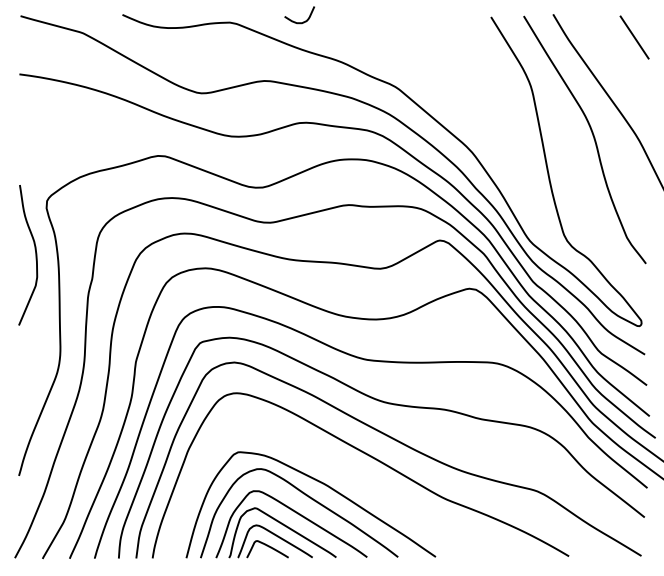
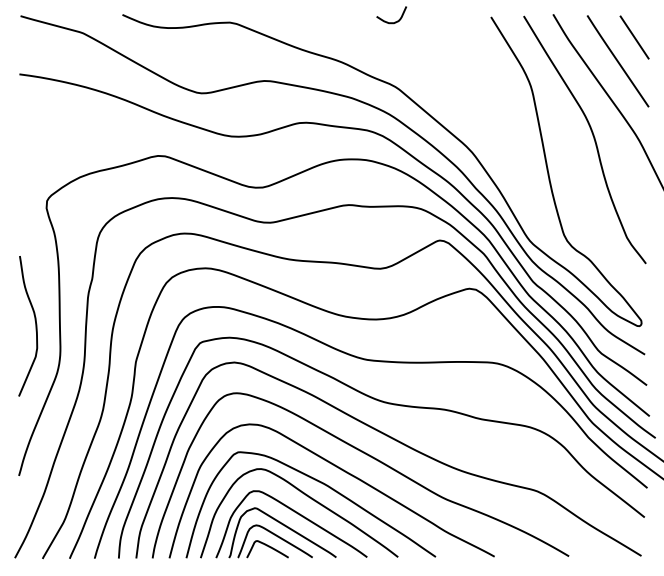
curve position: (299, 22) -> (391, 22) (391, 22)
line: none -> present (617, 61)
curve position: (35, 255) -> (35, 326) (35, 326)
curve: none -> present (344, 472)
